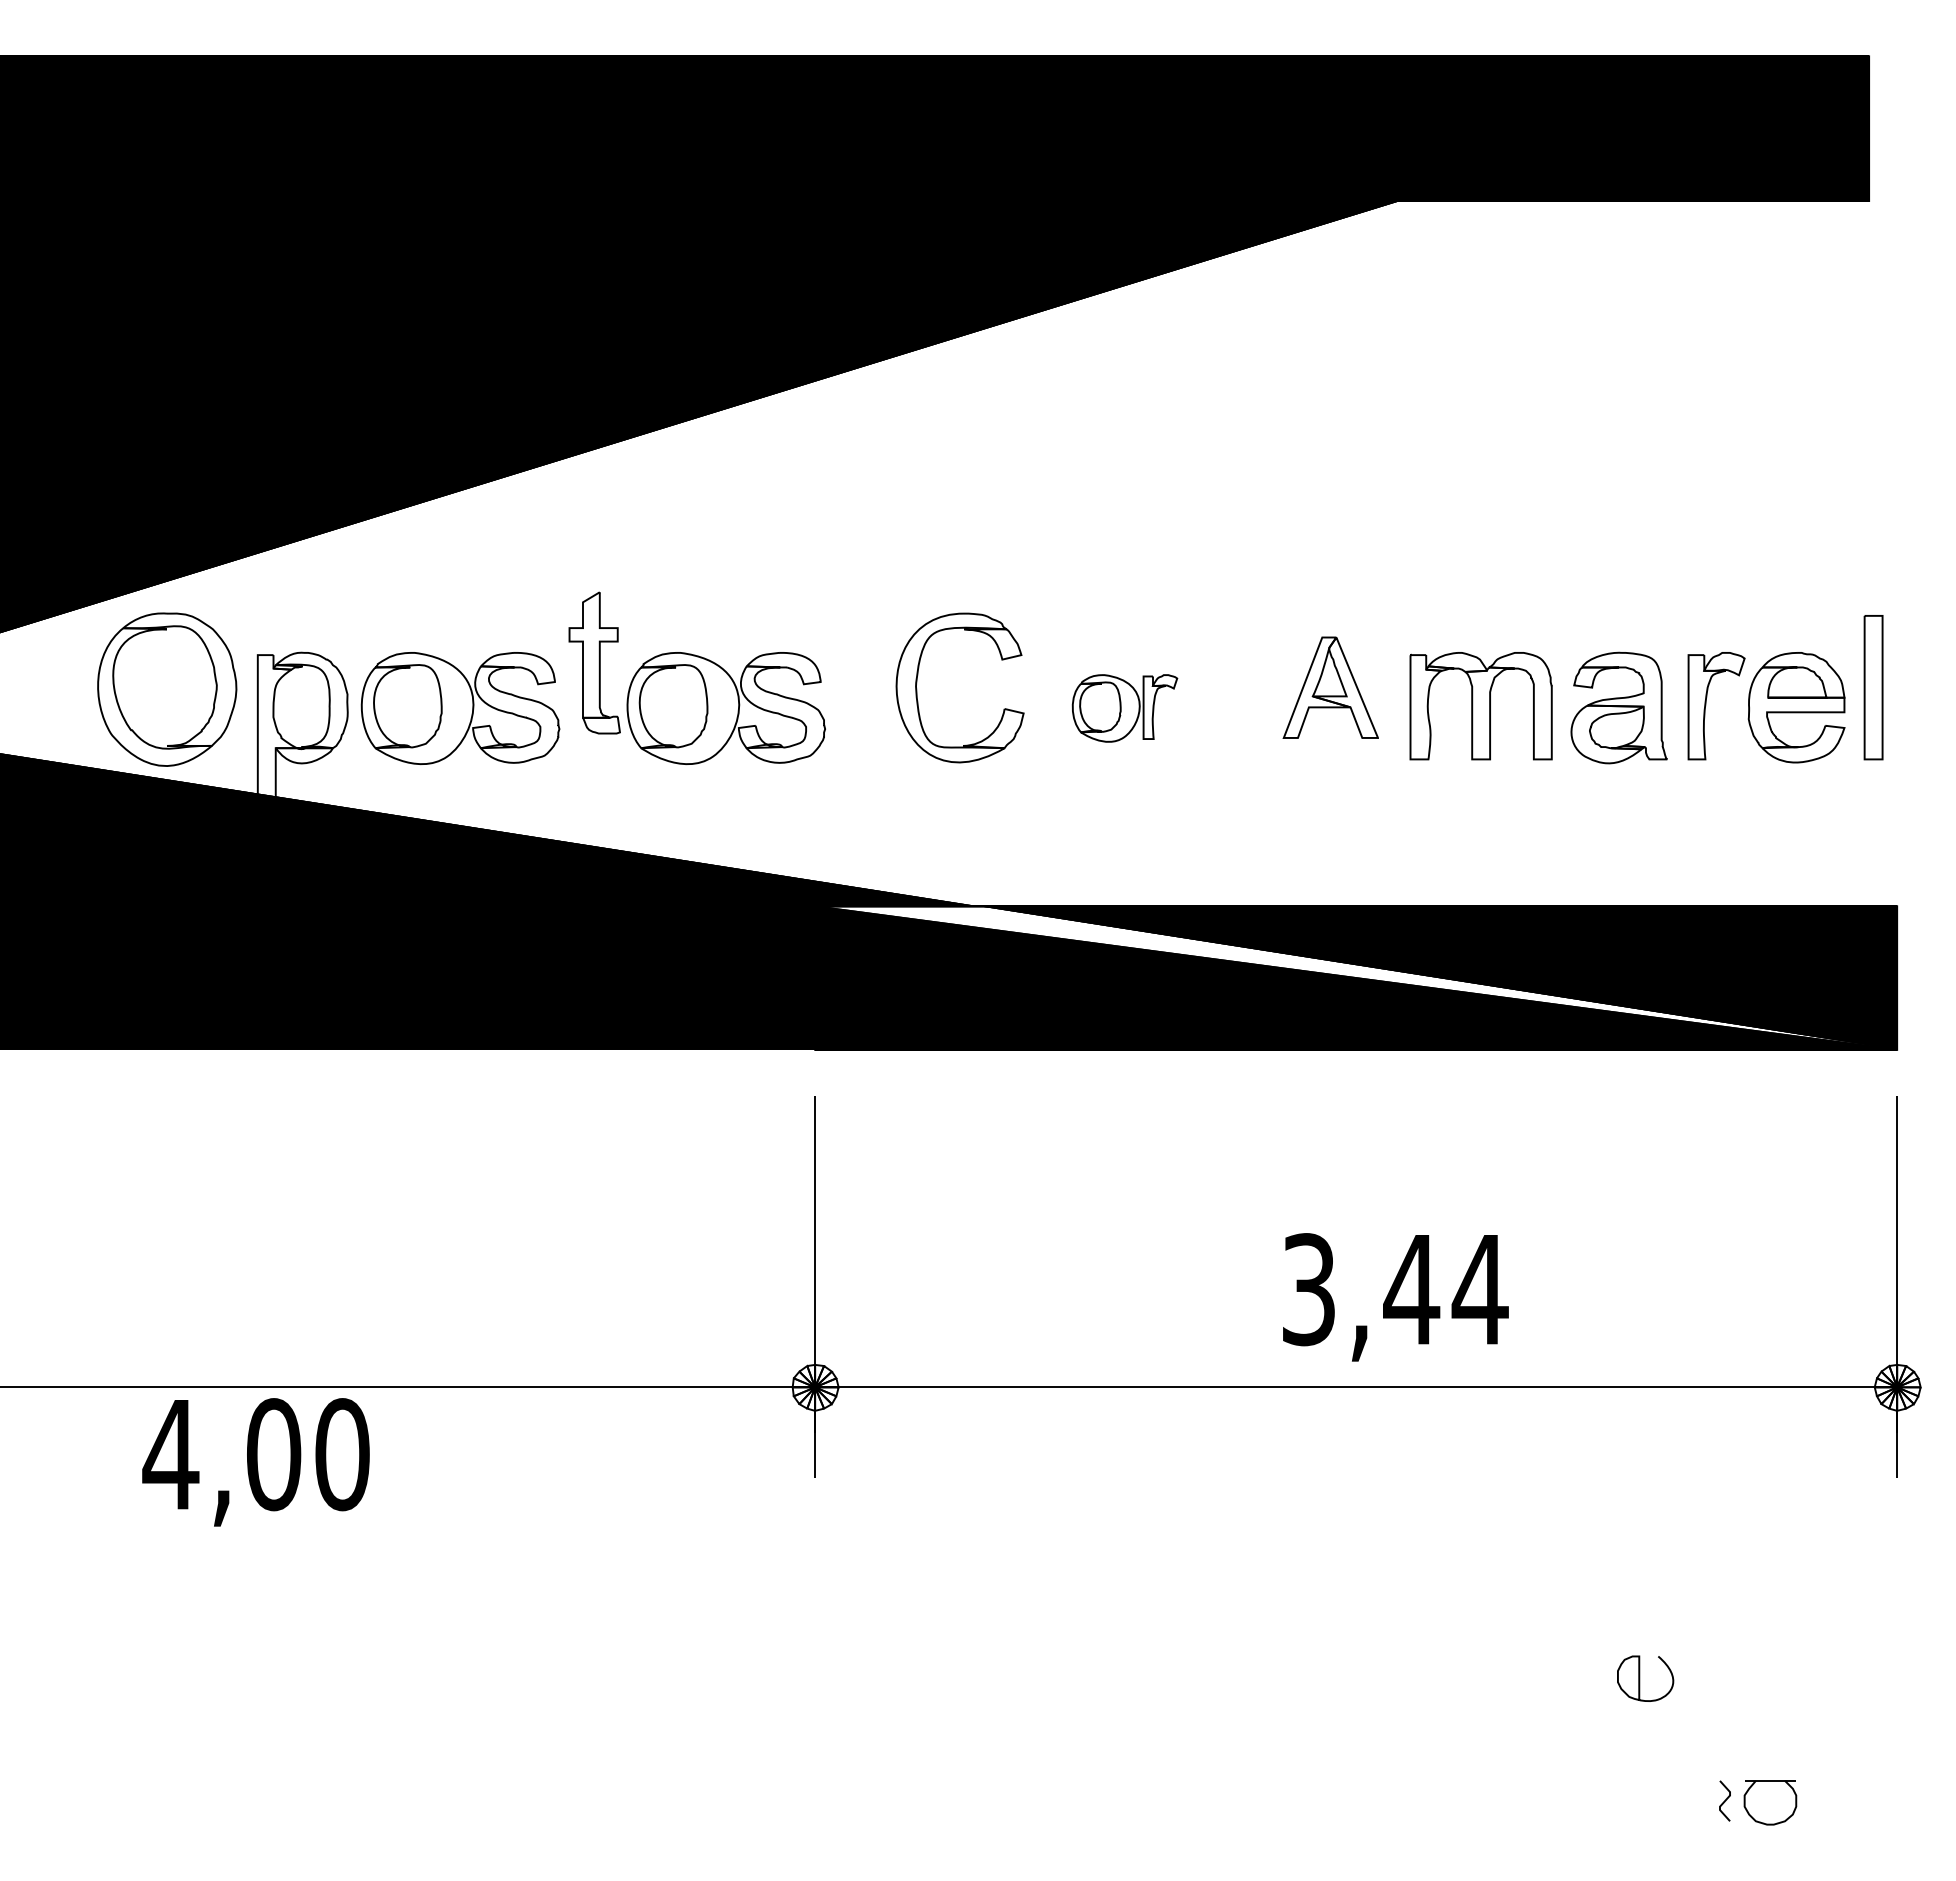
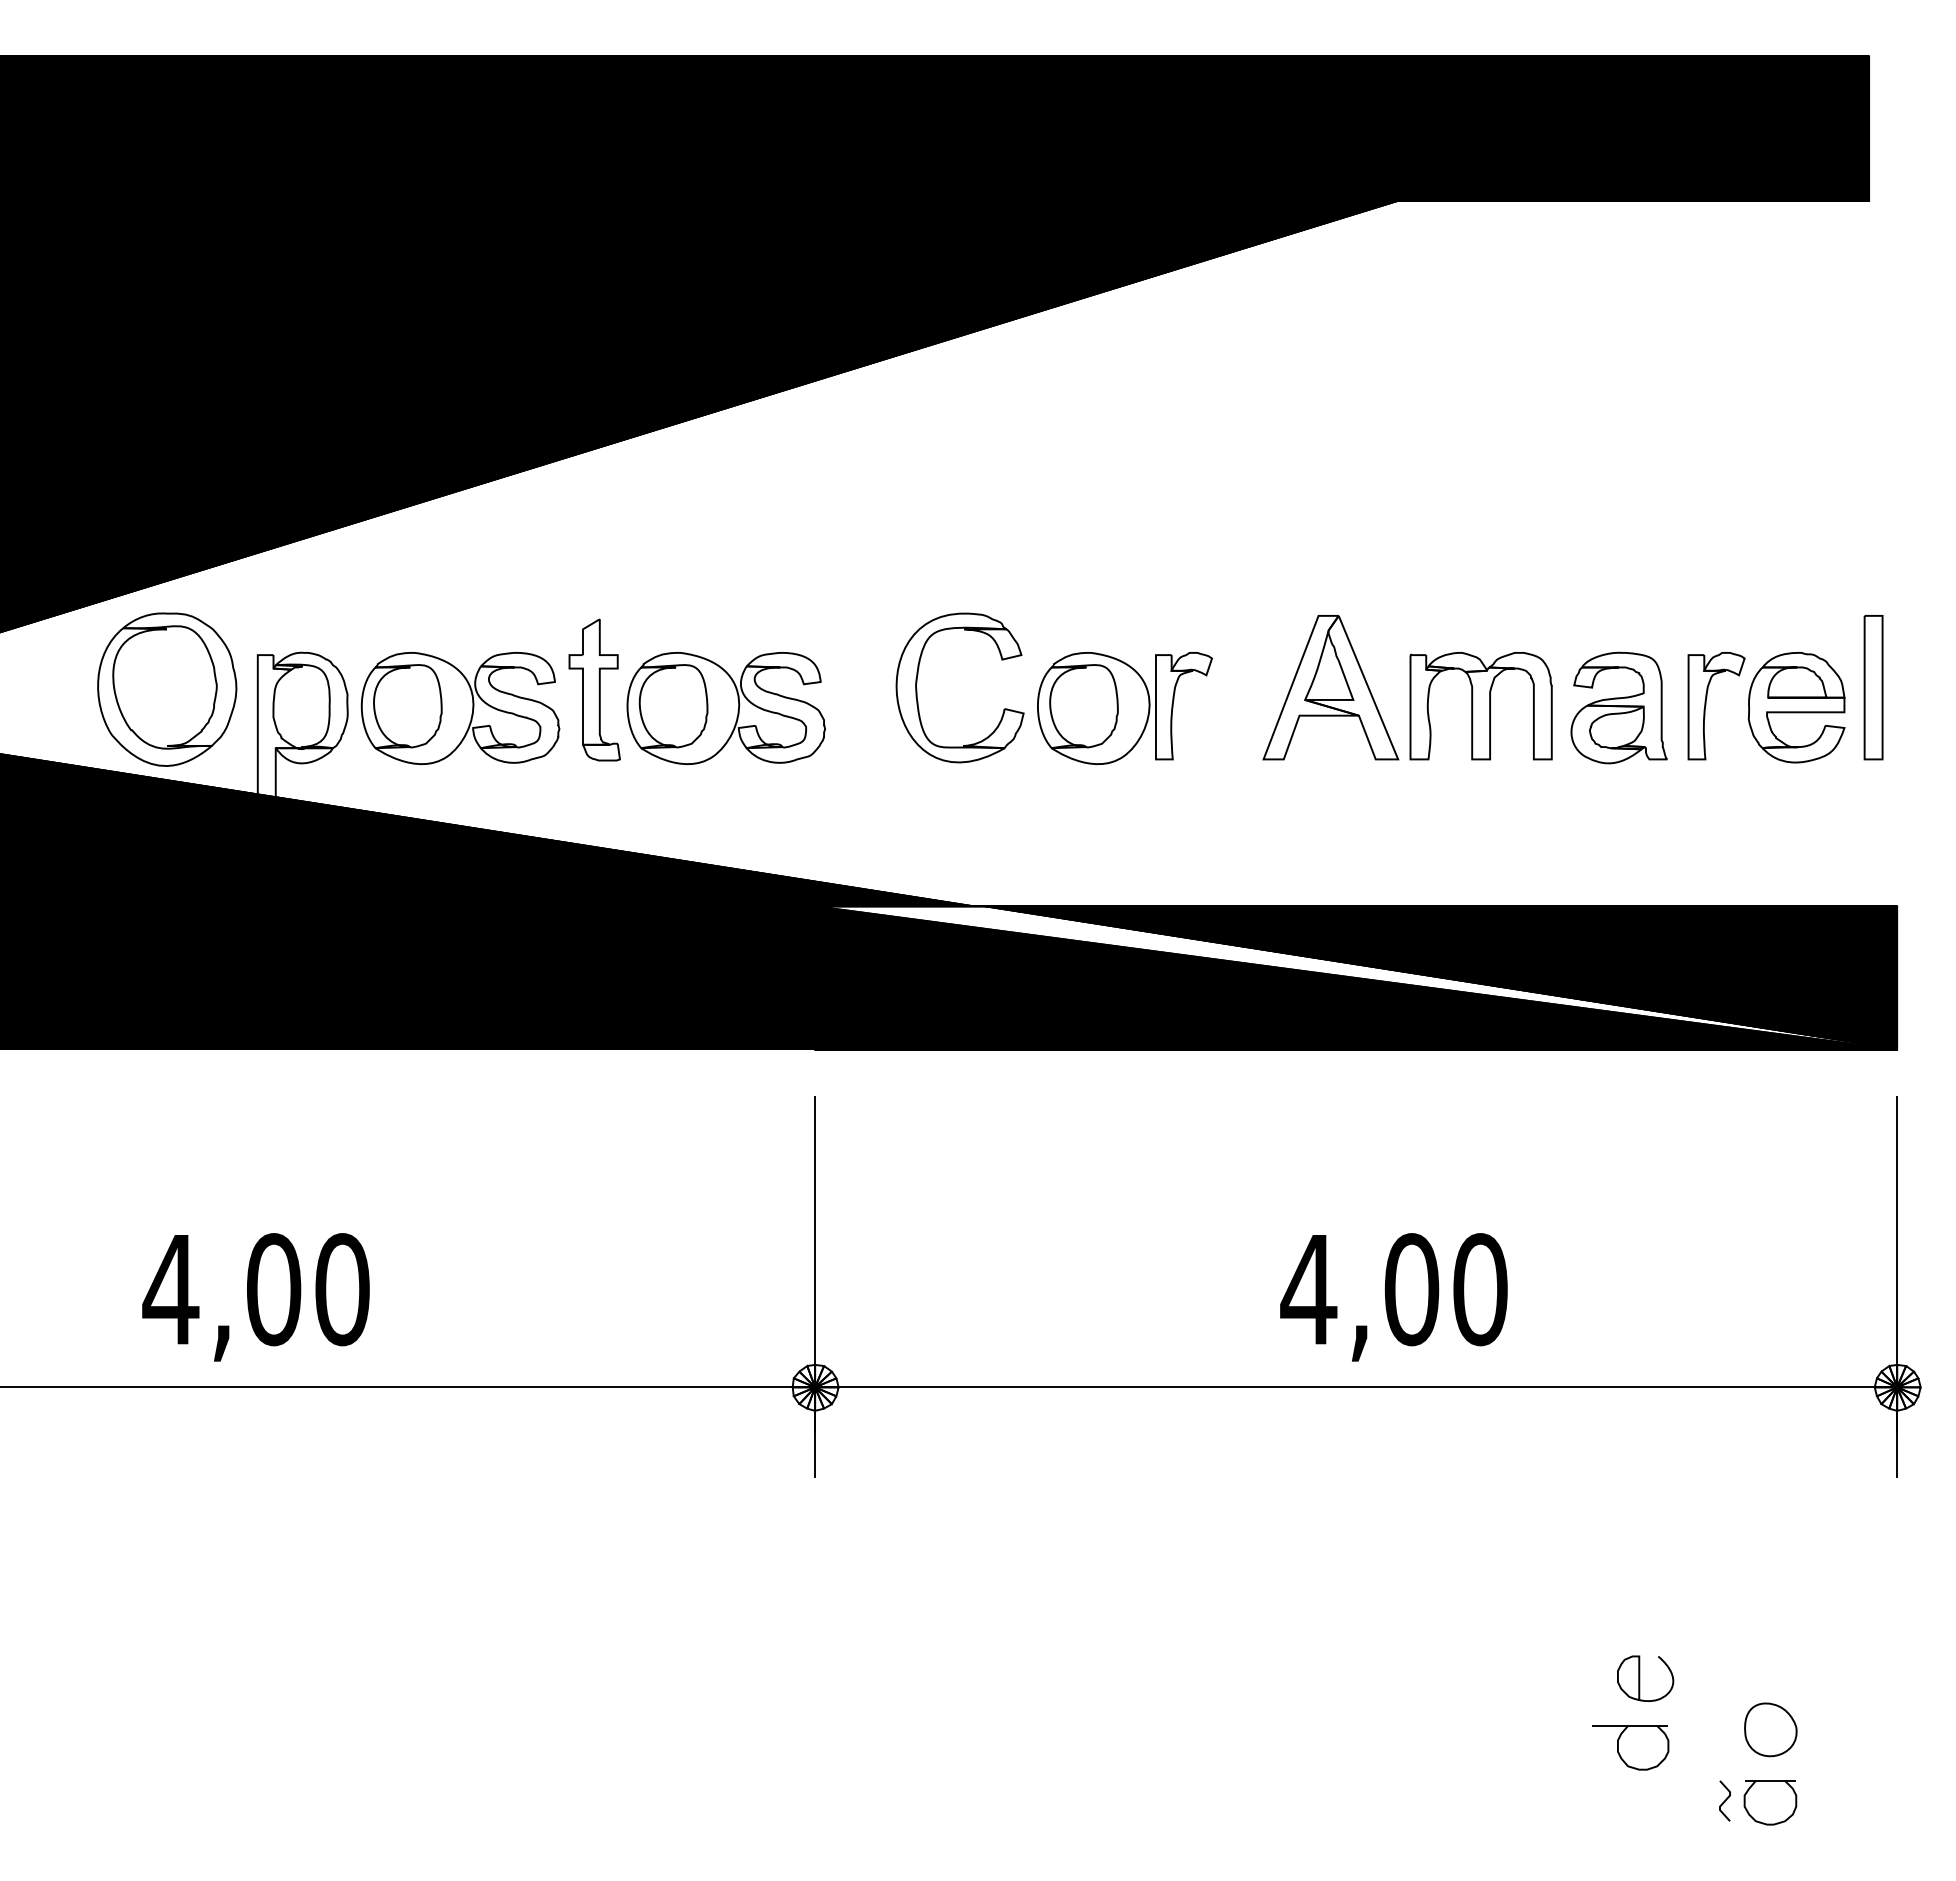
part position: (594, 662) -> (594, 689) (594, 689)
part size: 97x103 px -> 138x146 px (1330, 687)
part size: 108x69 px -> 176x113 px (1124, 708)
text: 3,44 -> 4,00 (1394, 1289)
text position: (255, 1462) -> (255, 1297) (255, 1297)
part: none -> present (1770, 1729)
part: none -> present (1630, 1747)
